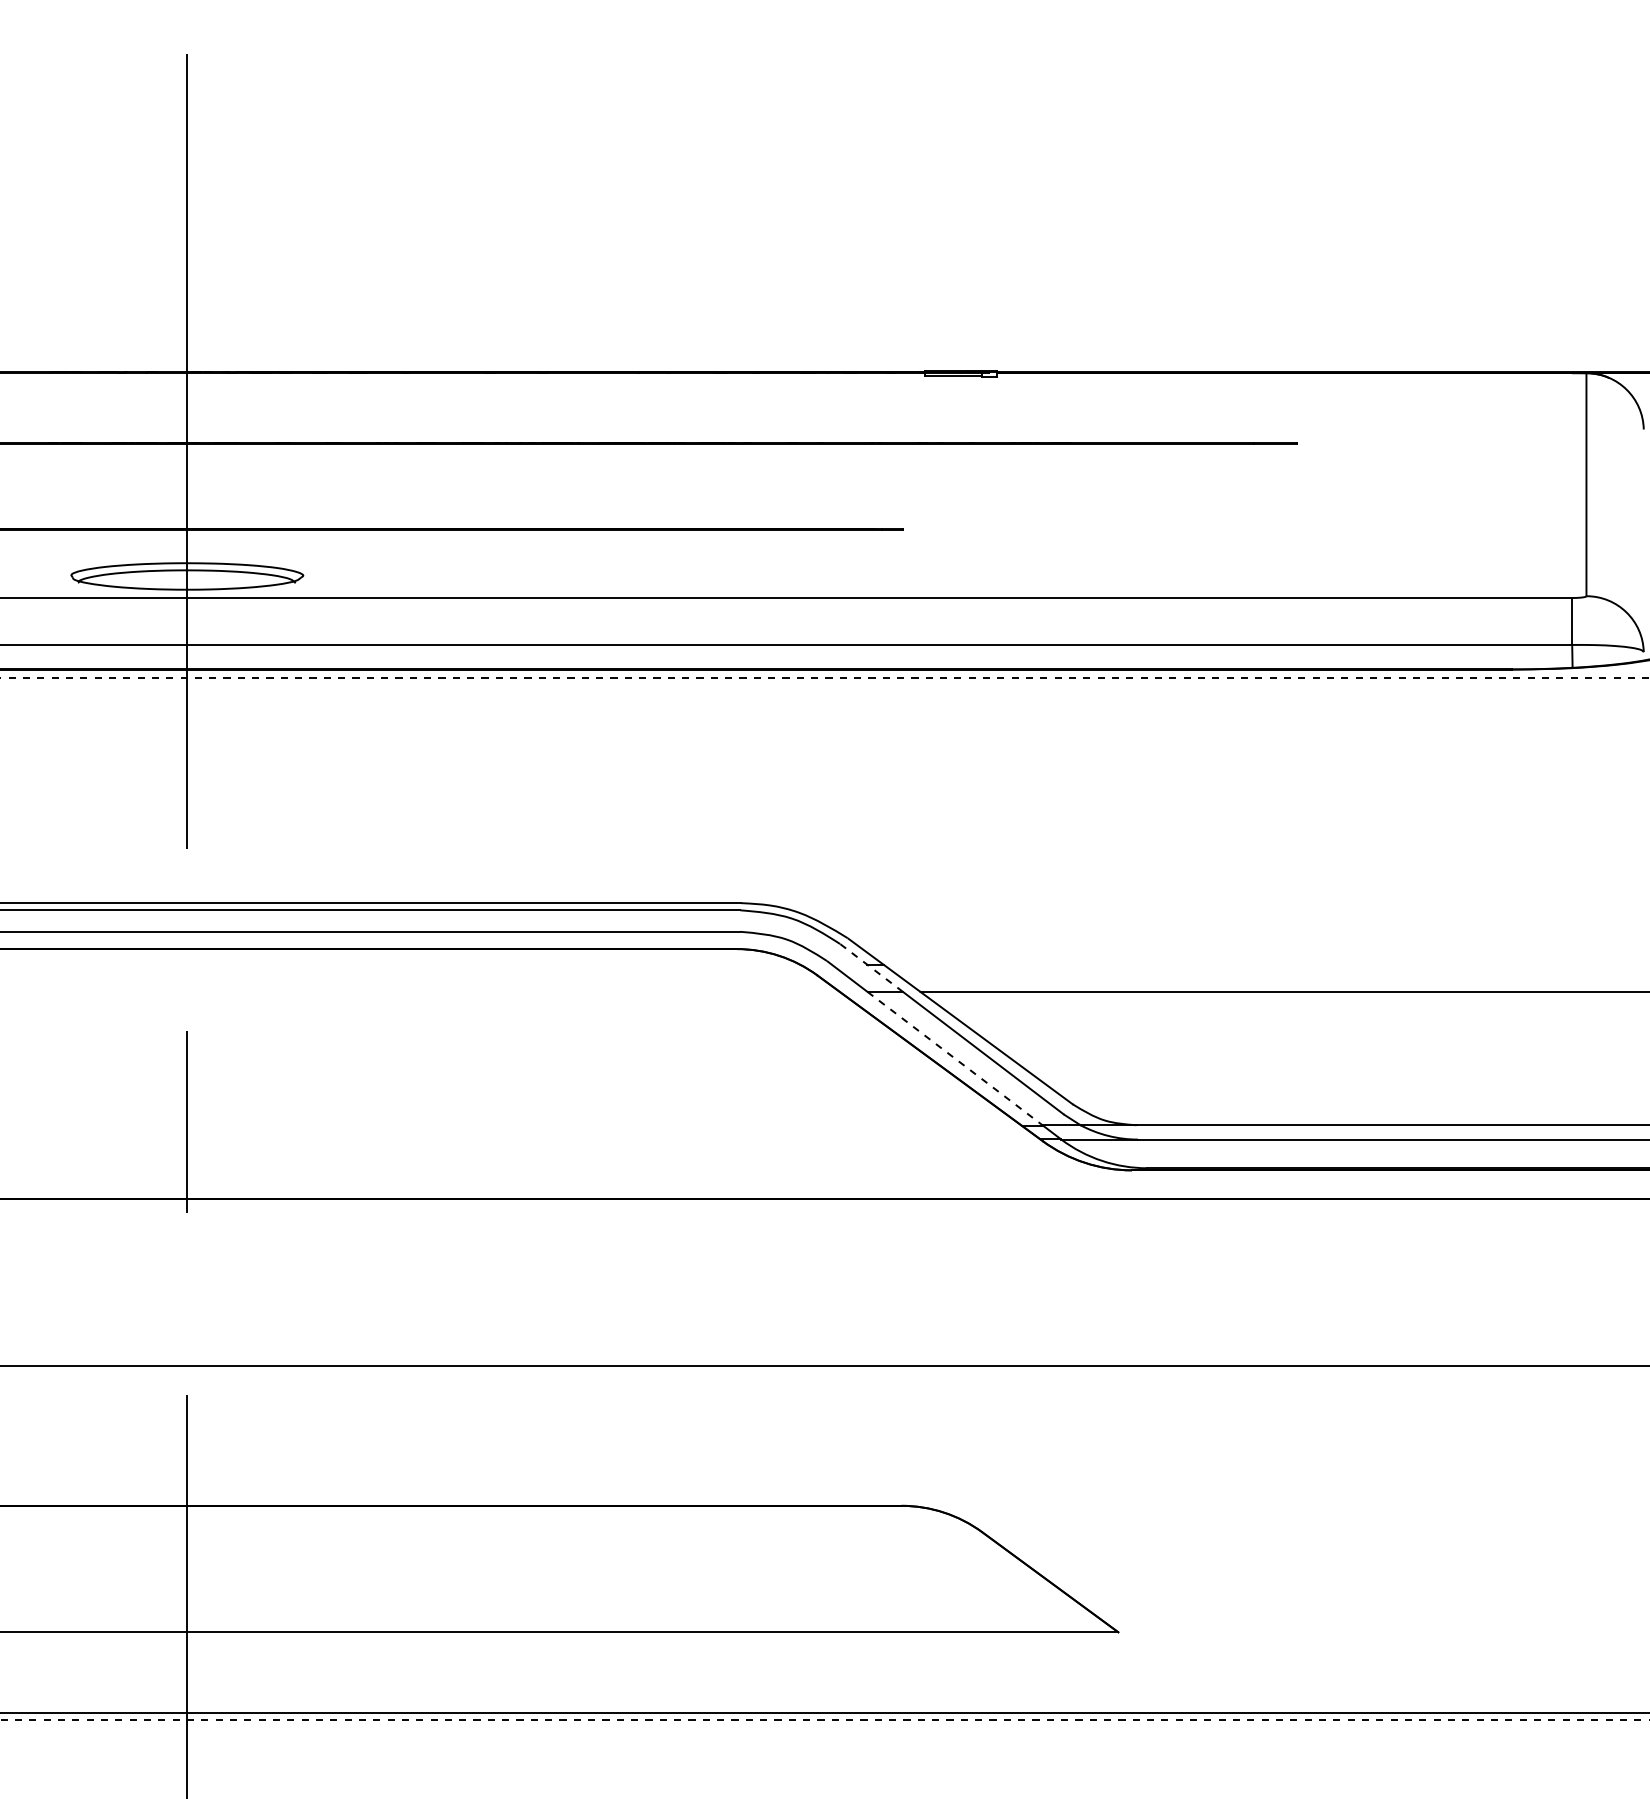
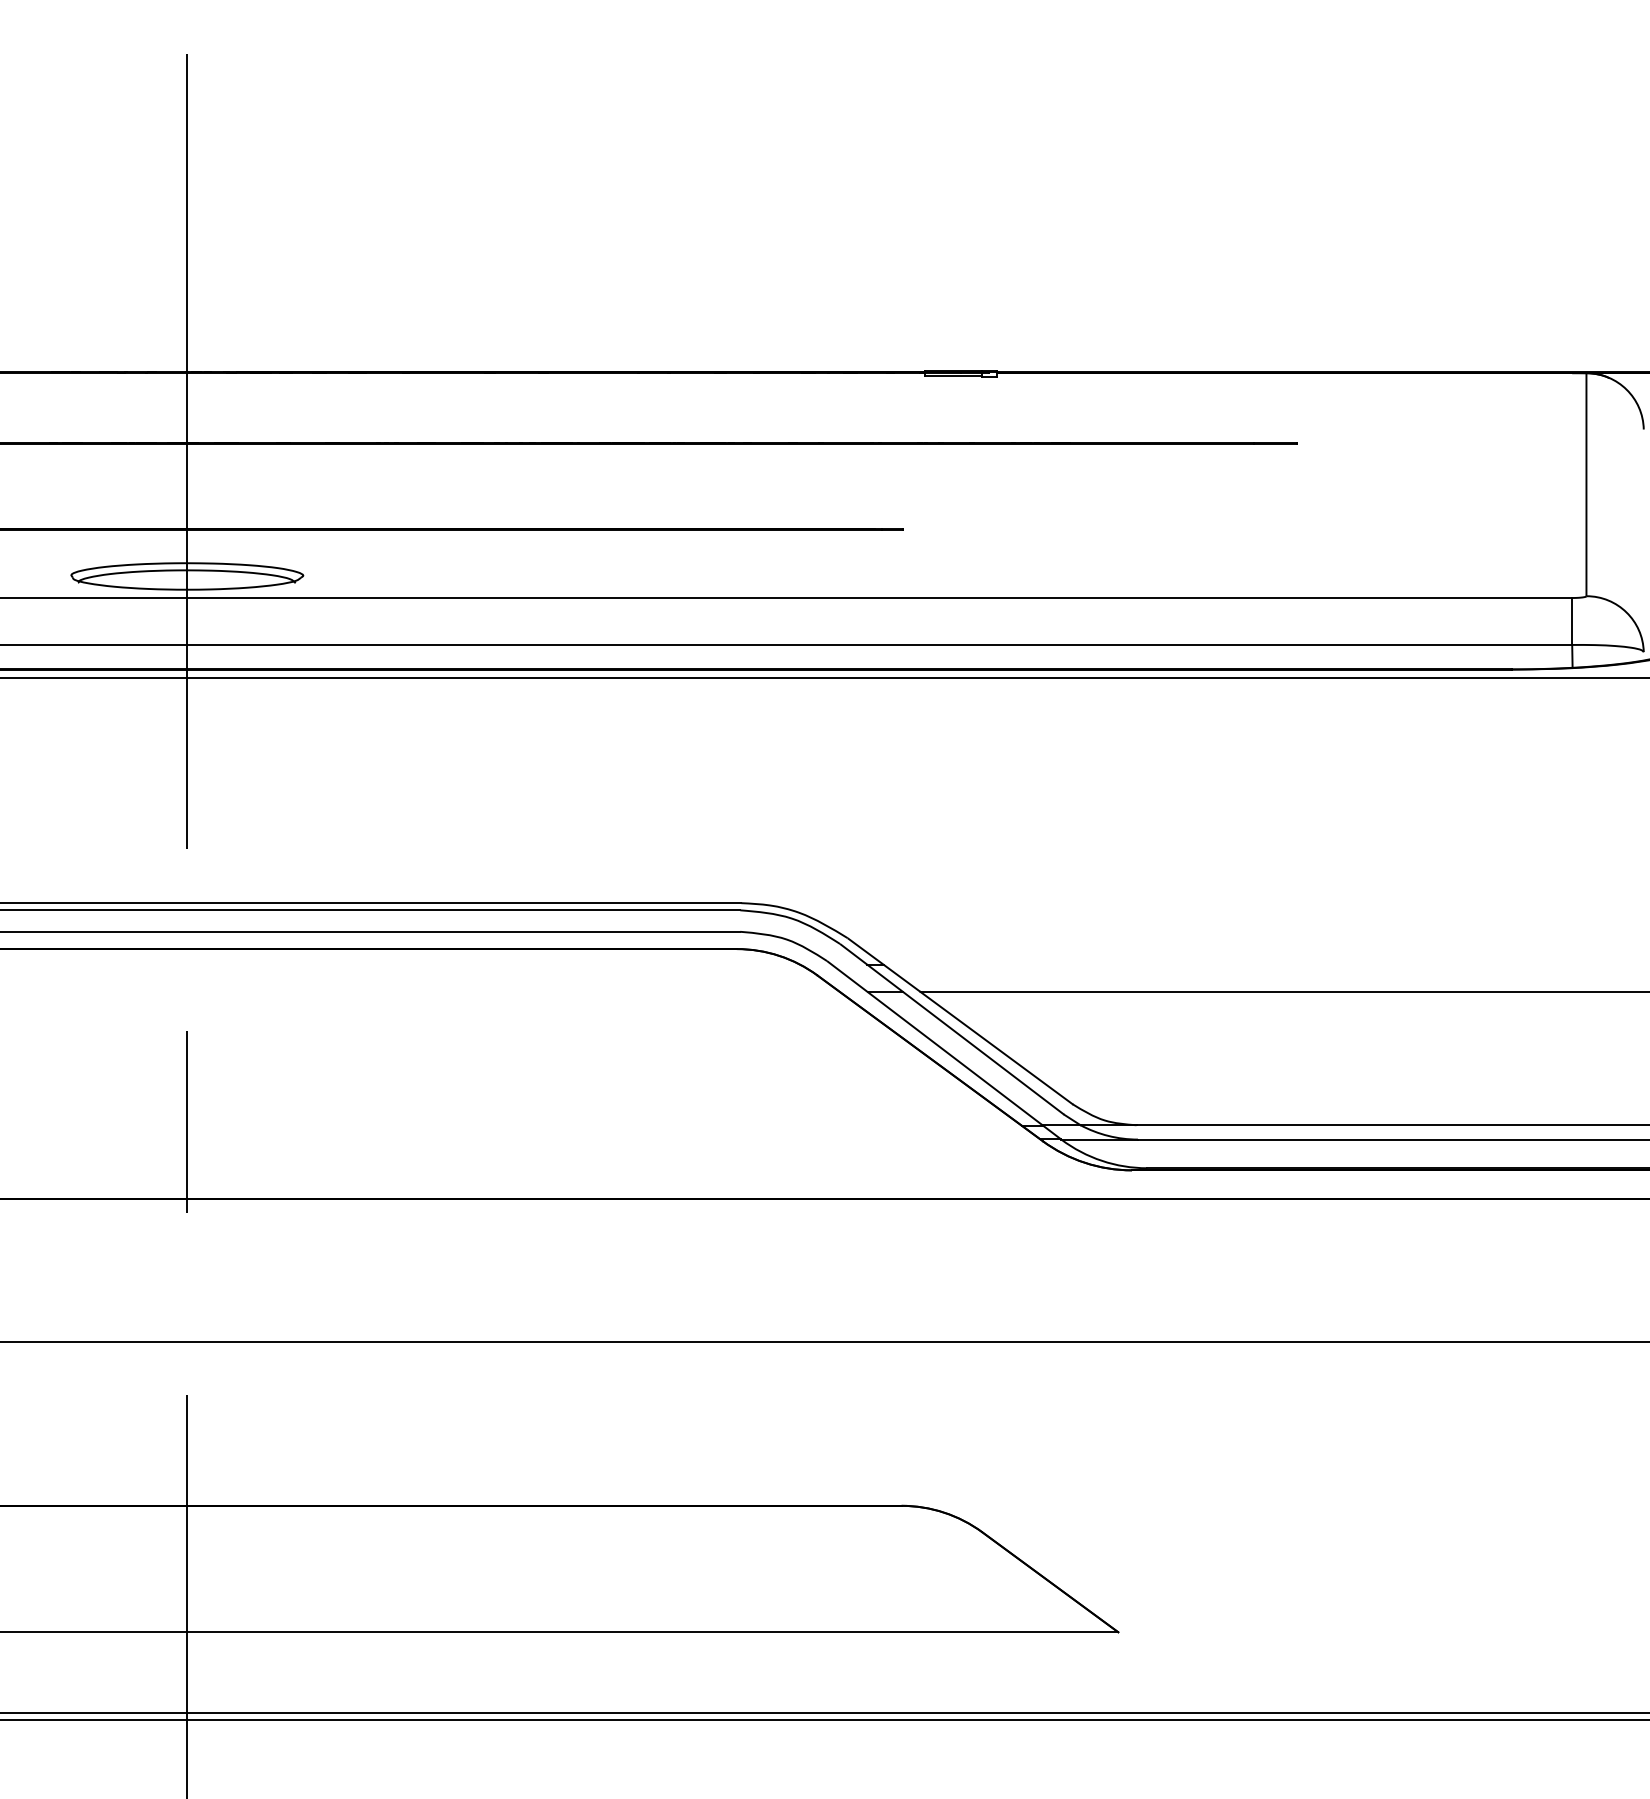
line: dashed -> solid (825, 678)
line: dashed -> solid (871, 967)
line: dashed -> solid (955, 1058)
line position: (824, 1365) -> (824, 1341) (824, 1341)
line: dashed -> solid (825, 1719)
